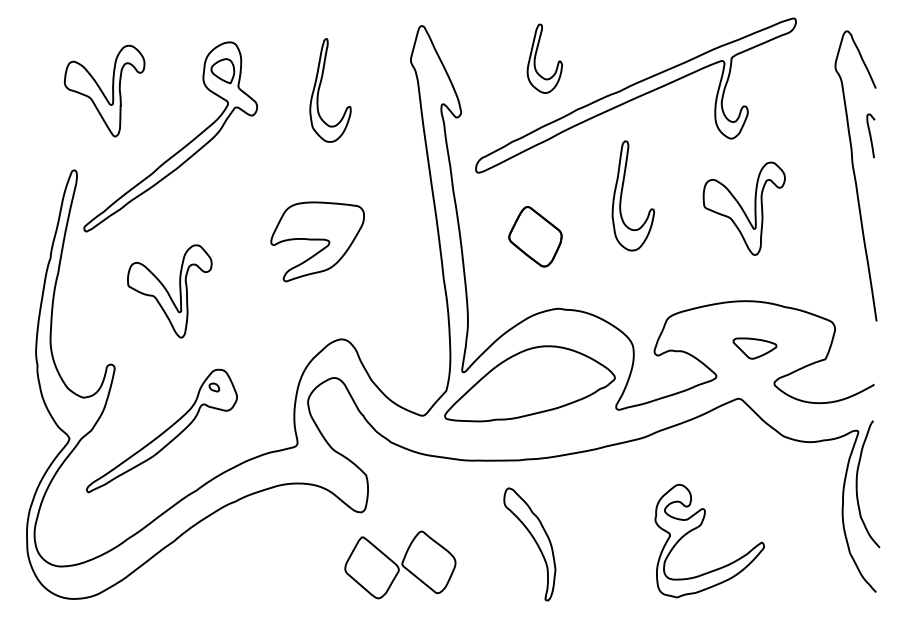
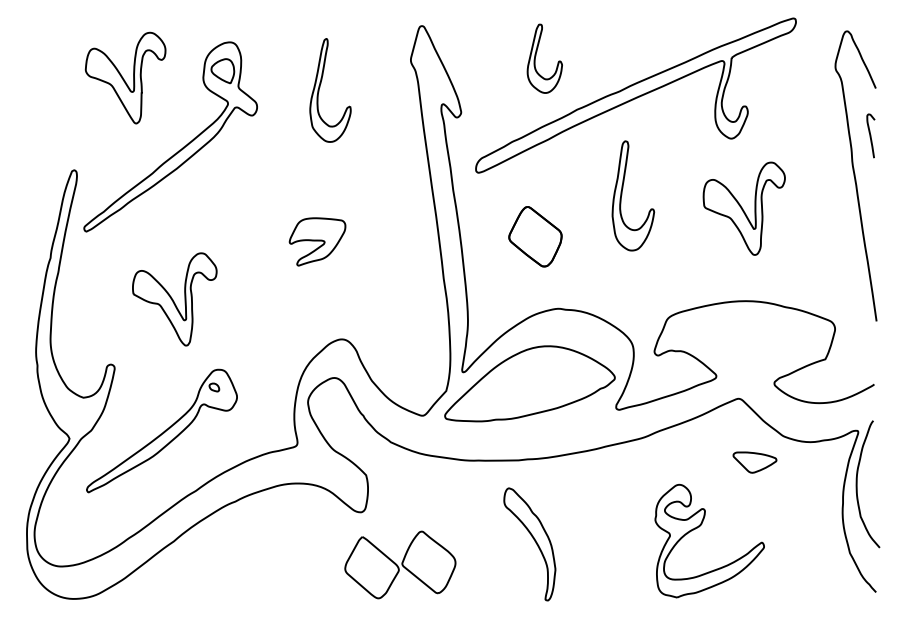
part position: (104, 90) -> (125, 77) (125, 77)
part size: 95x82 px -> 59x50 px (317, 241)
part position: (169, 291) -> (174, 299) (174, 299)
part position: (754, 348) -> (754, 462) (754, 462)
